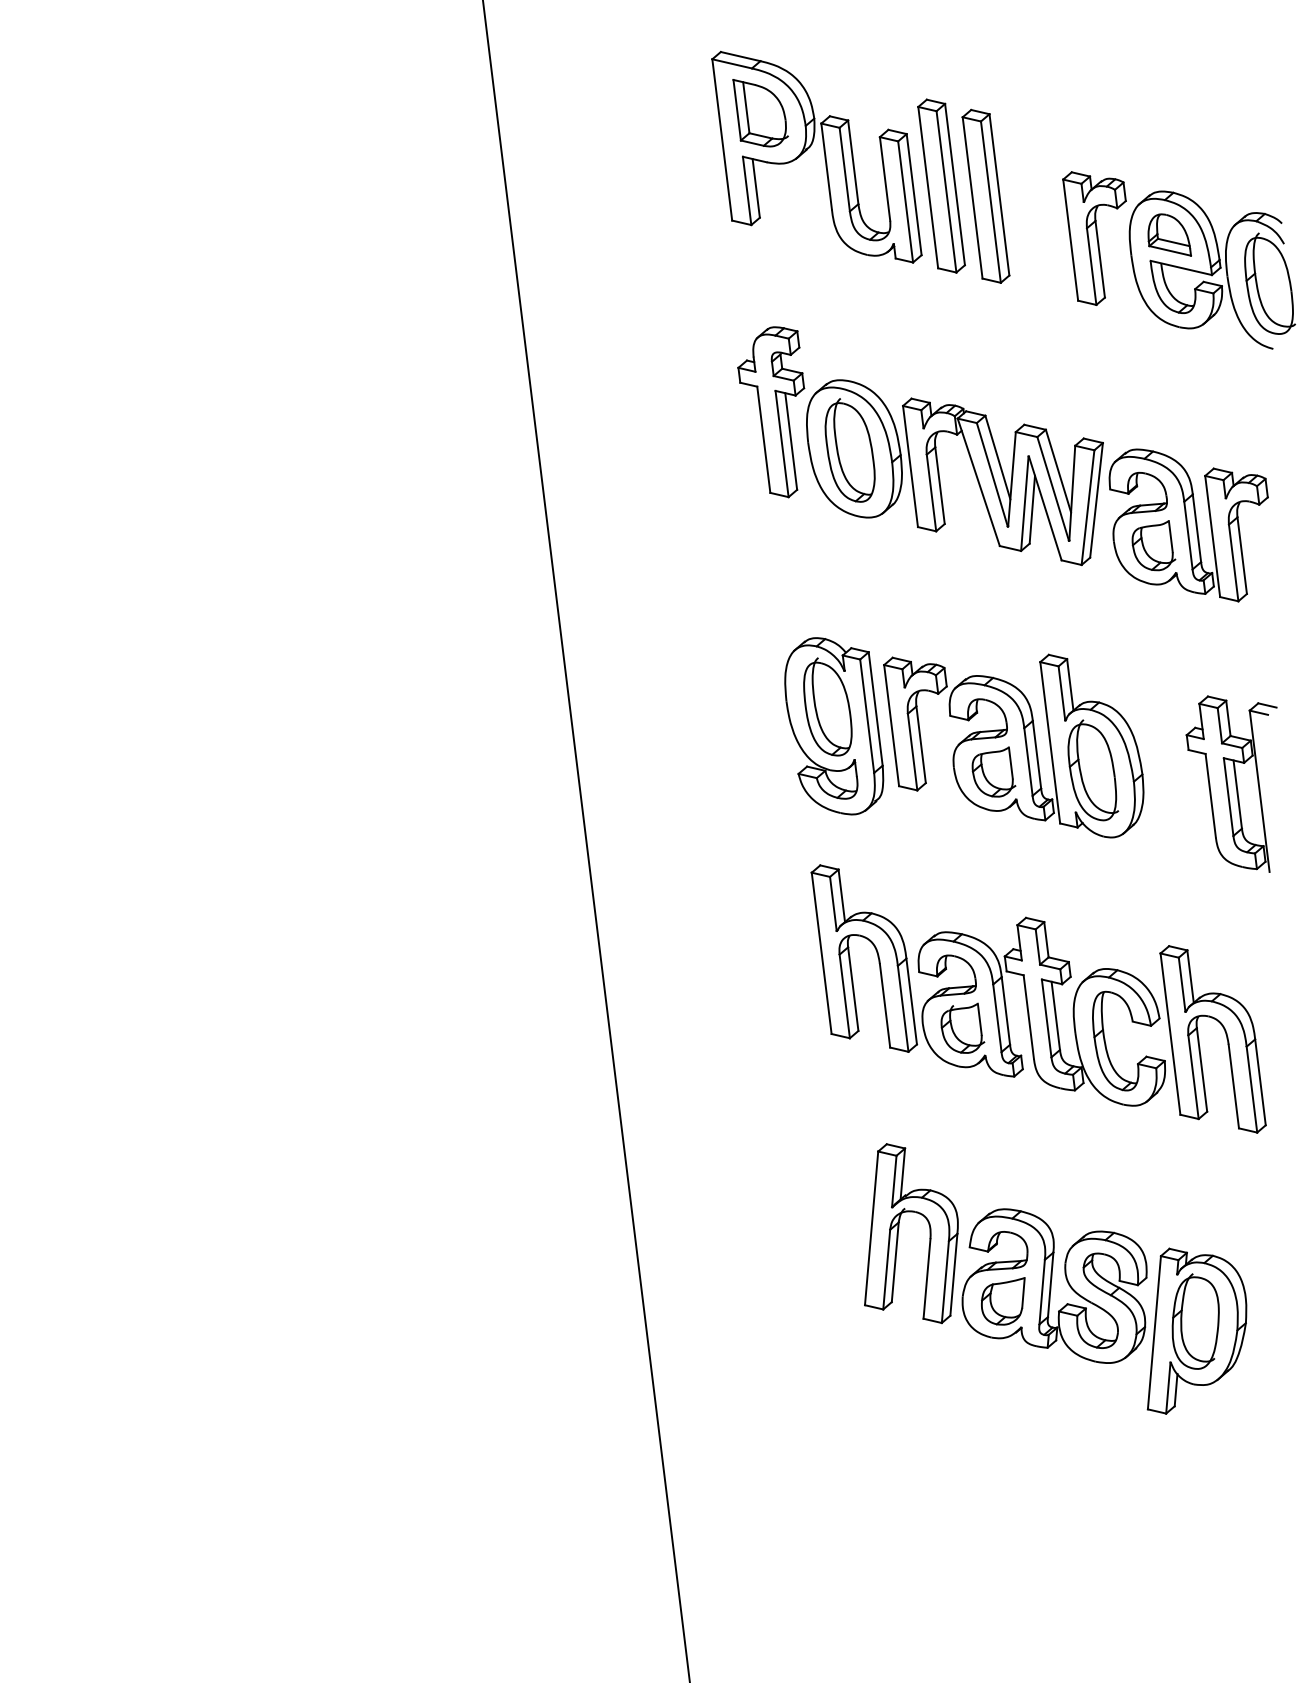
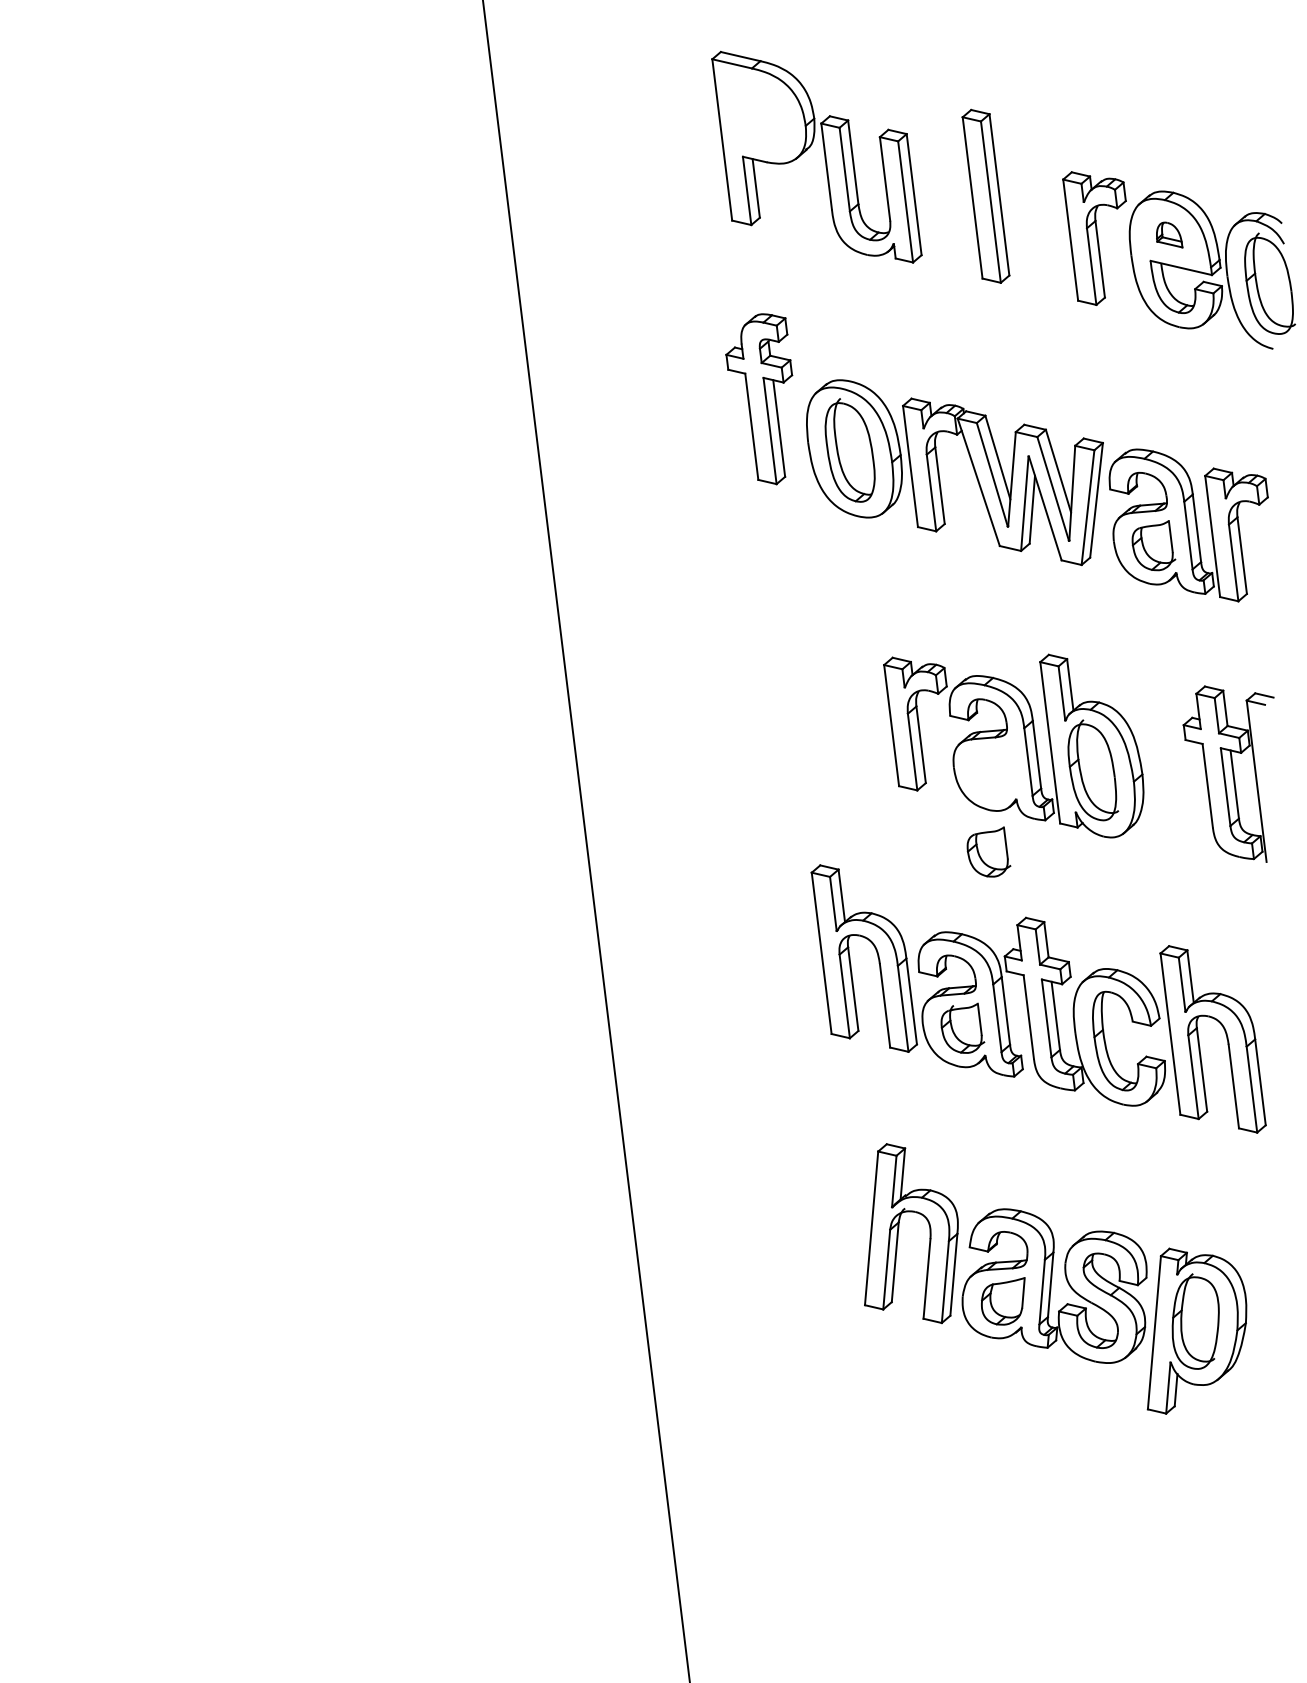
part: present -> none (760, 113)
part: present -> none (941, 185)
part size: 45x44 px -> 28x28 px (1169, 234)
part position: (771, 412) -> (759, 399) (759, 399)
part: present -> none (834, 726)
part position: (993, 771) -> (988, 851) (988, 851)
part position: (1231, 783) -> (1228, 773) (1228, 773)
